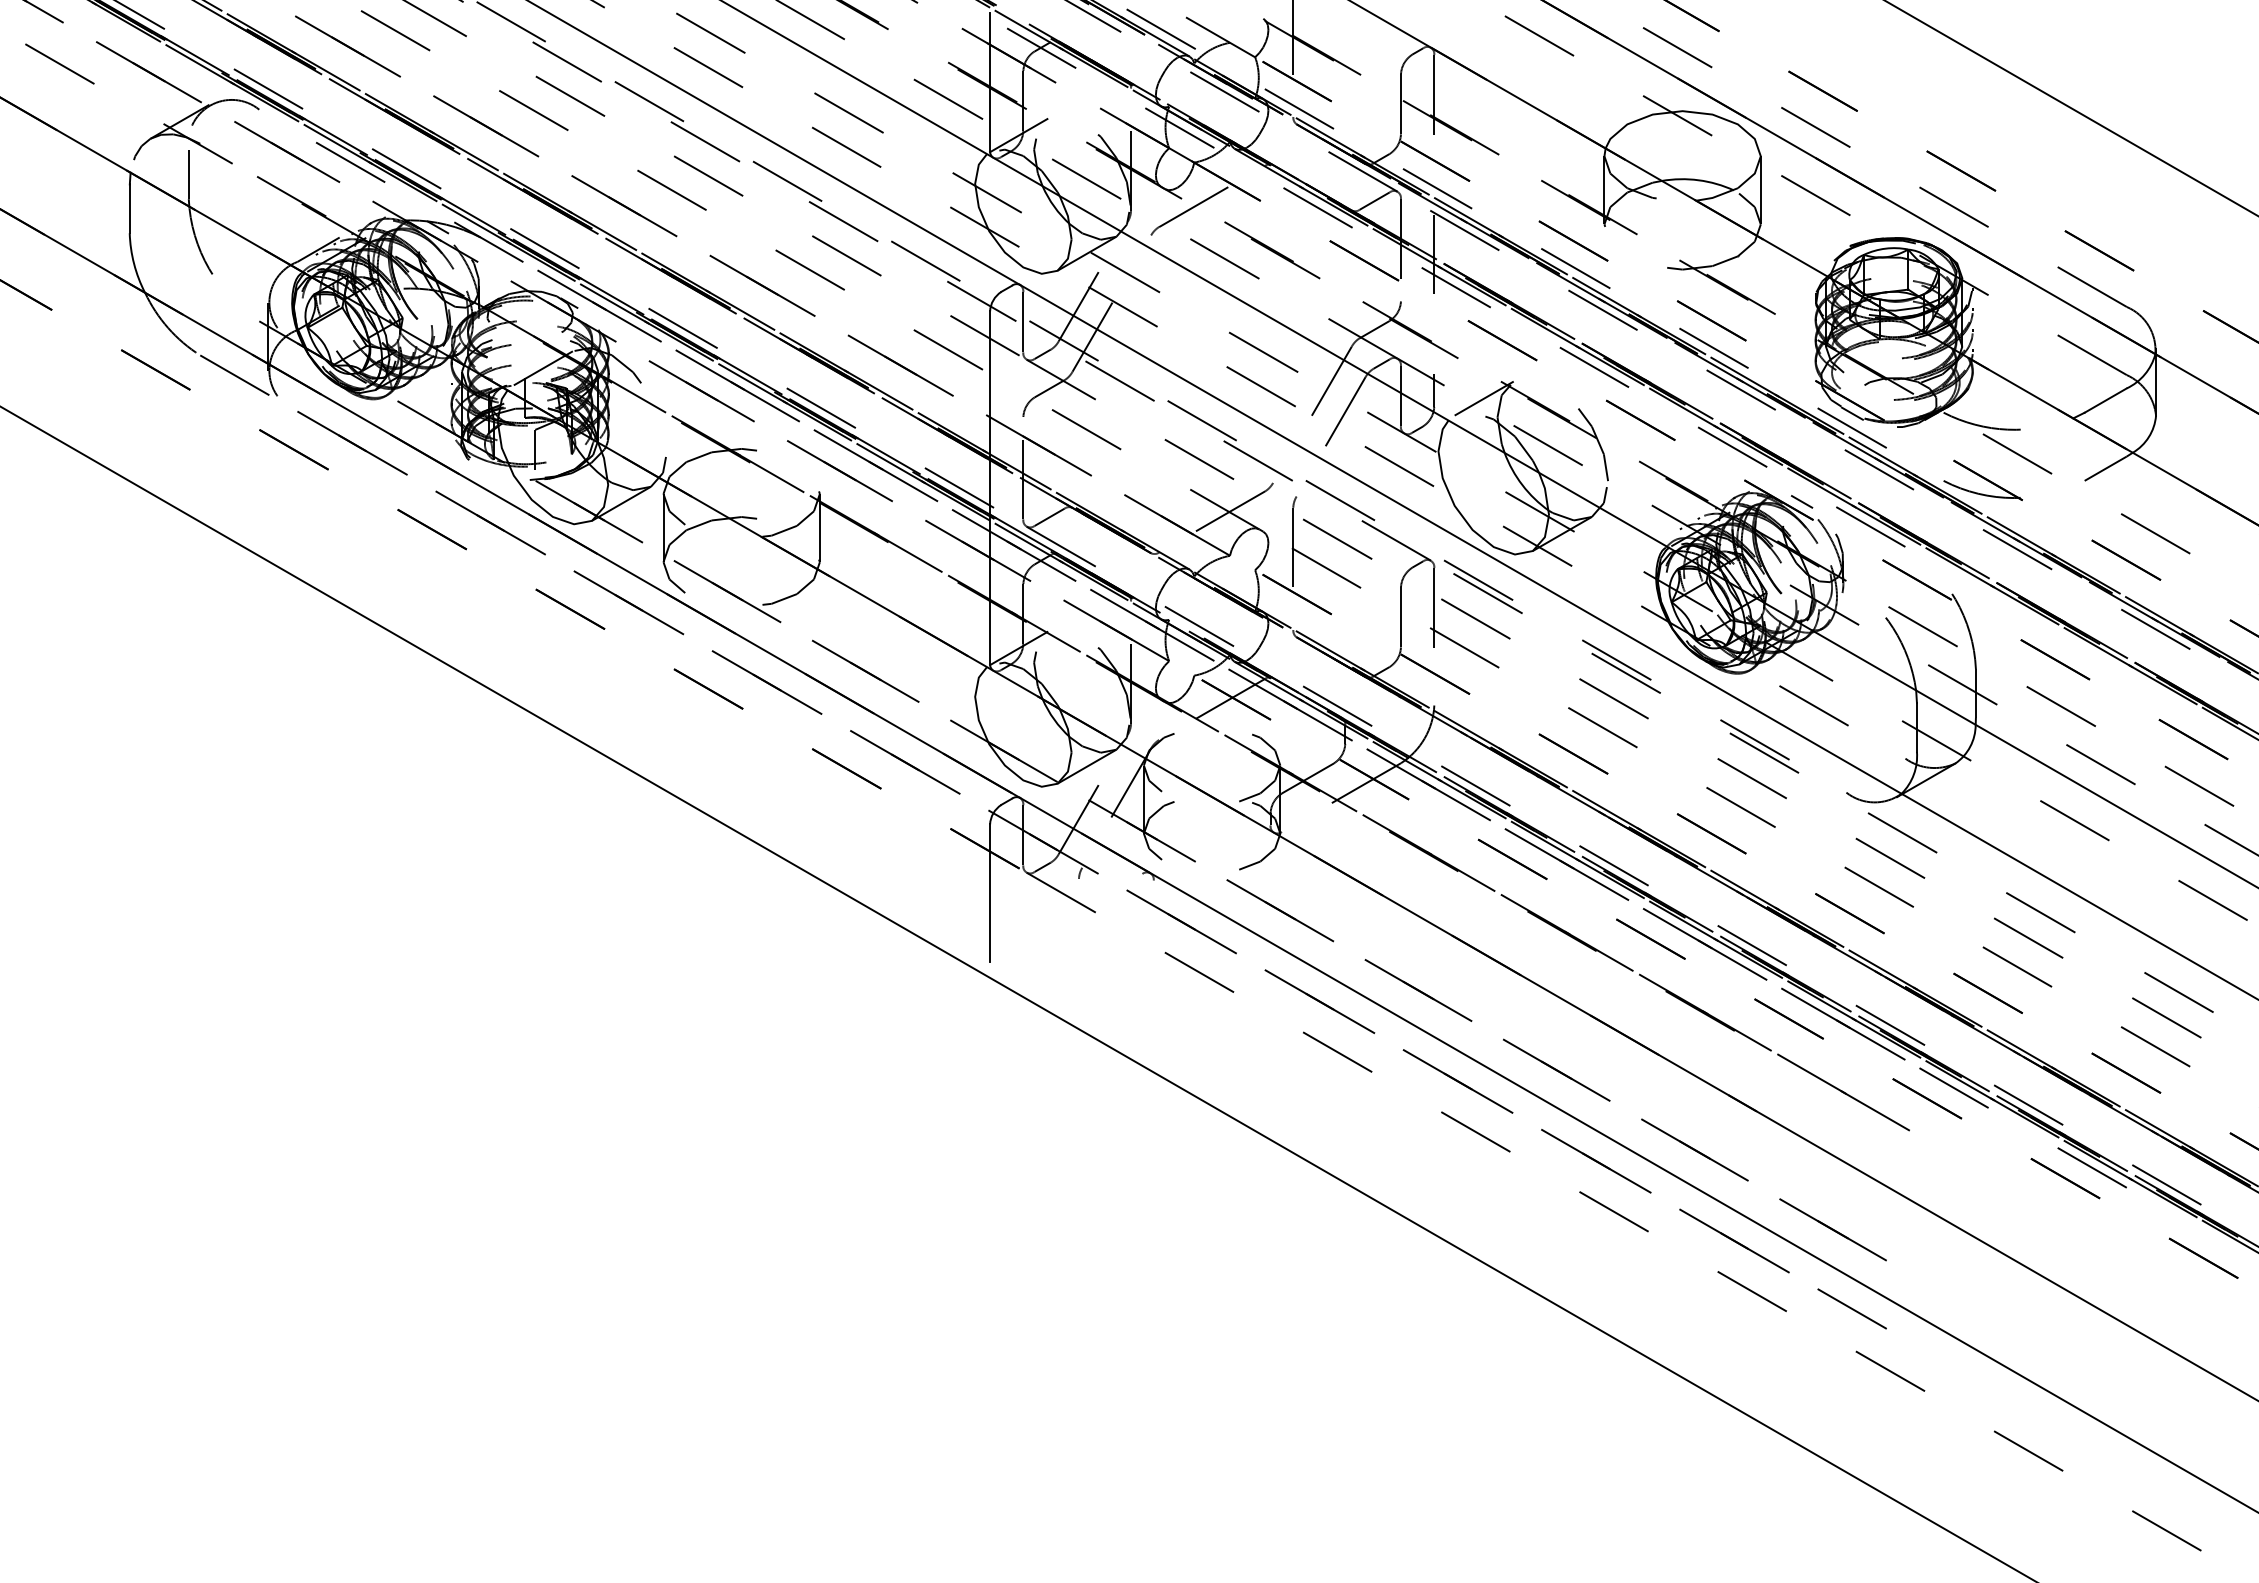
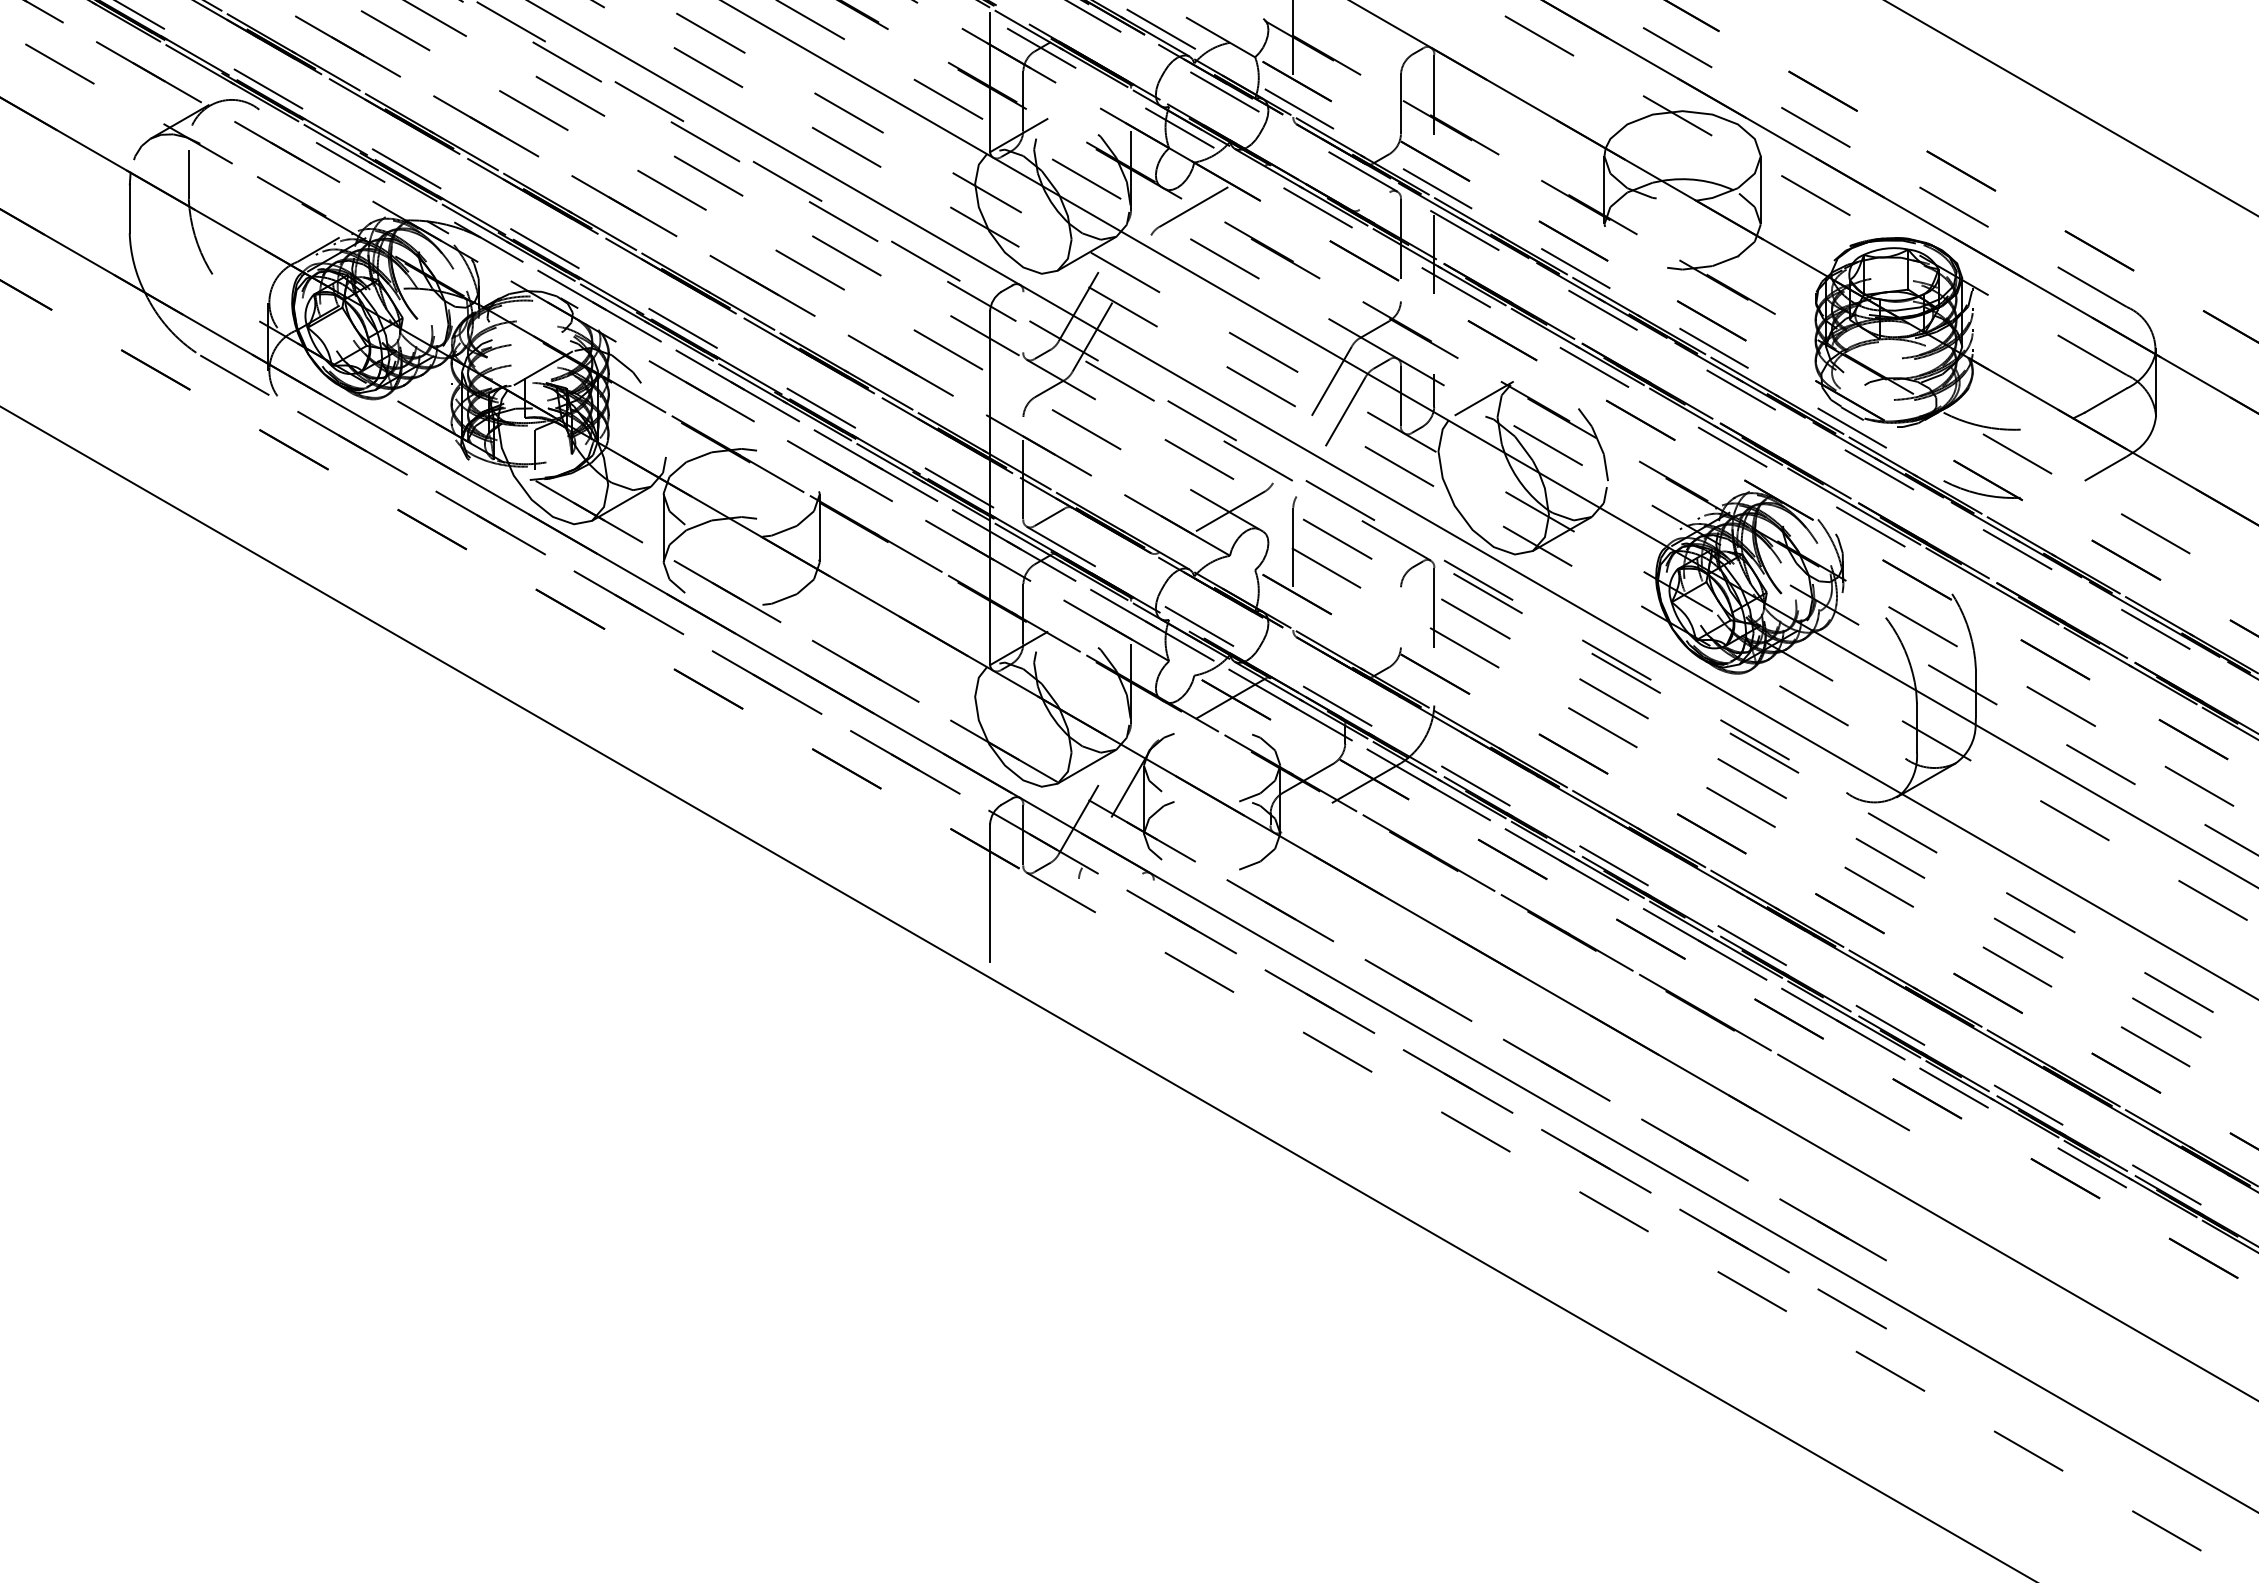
line: present -> none (1374, 200)
line: present -> none (1023, 322)
line: present -> none (1802, 501)
line: present -> none (1400, 617)
